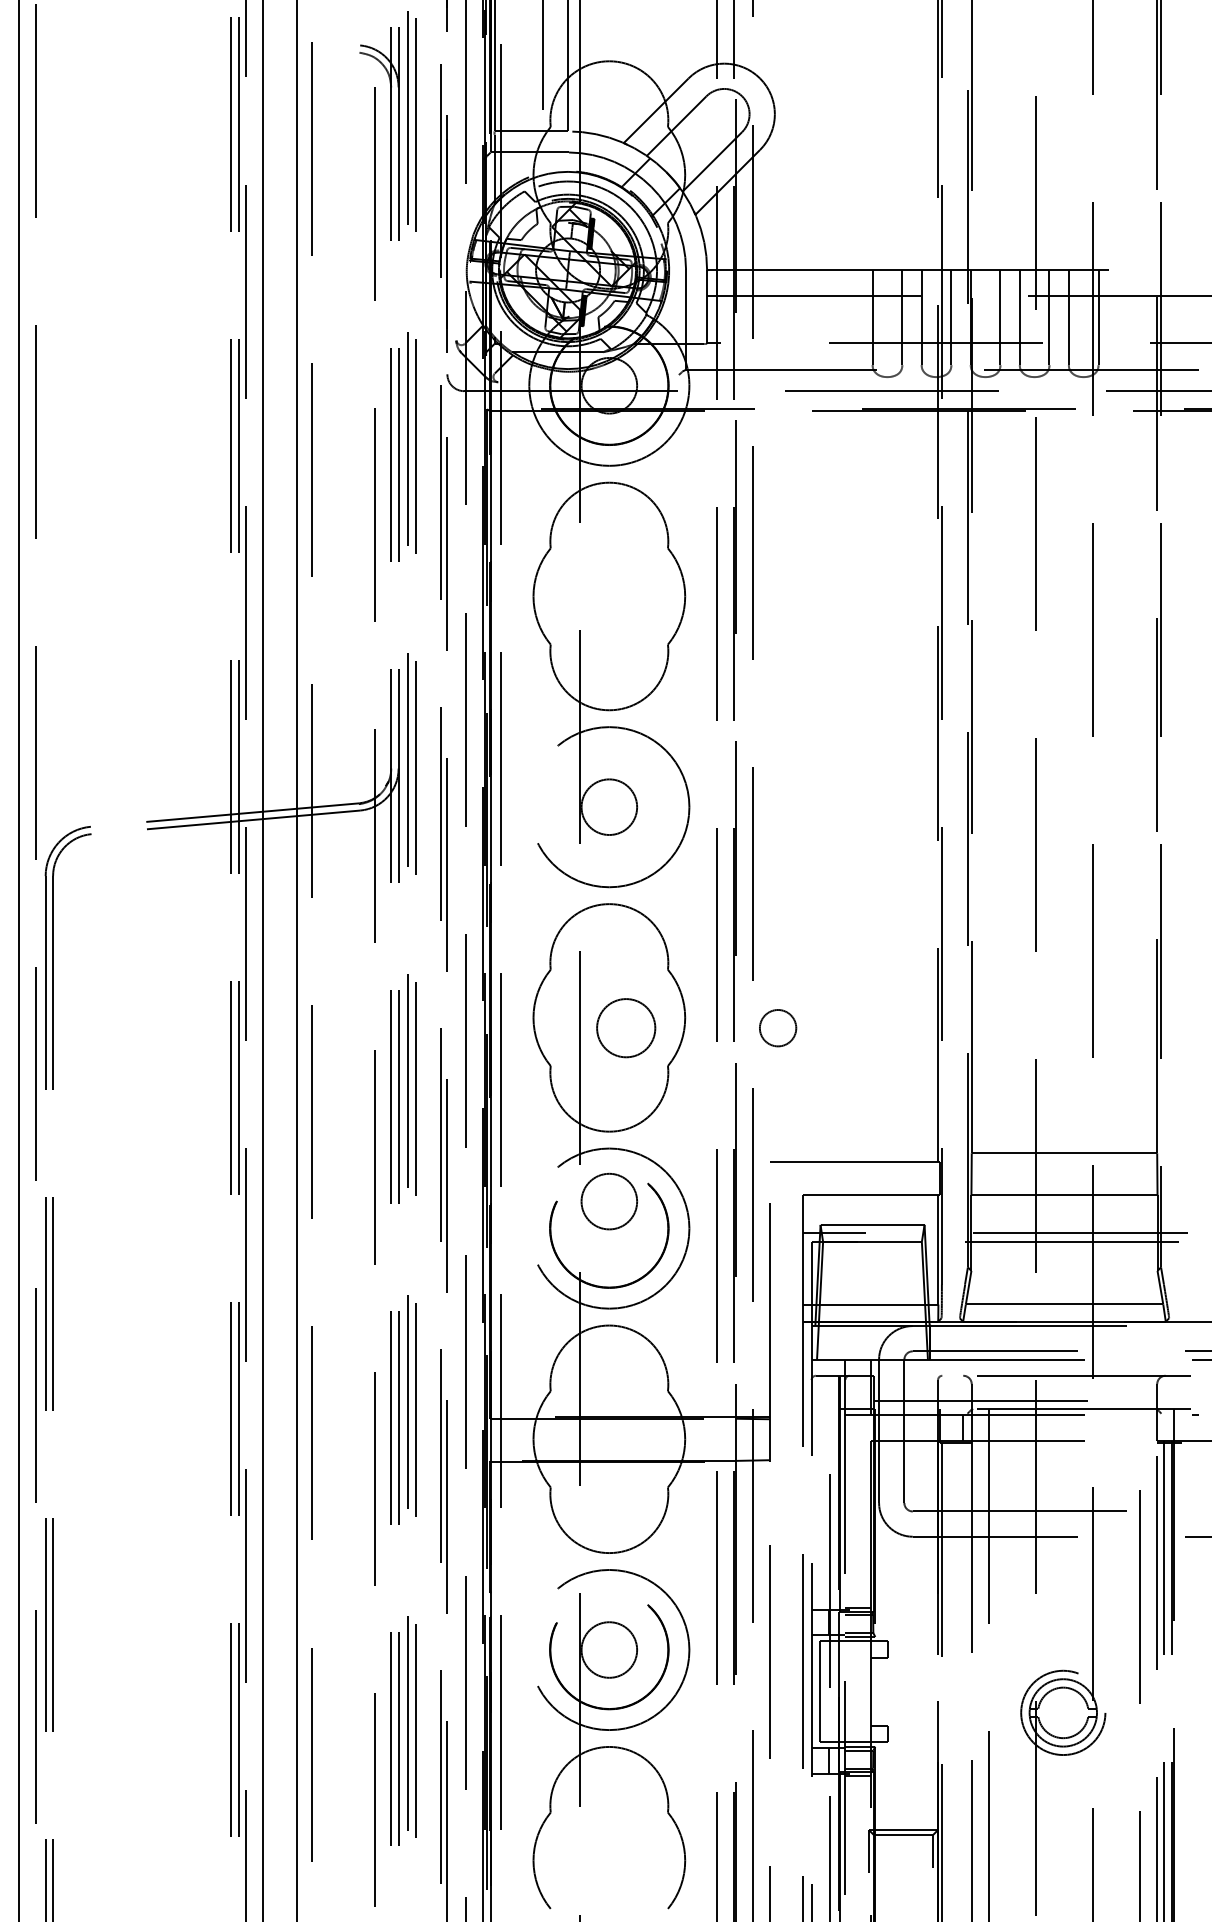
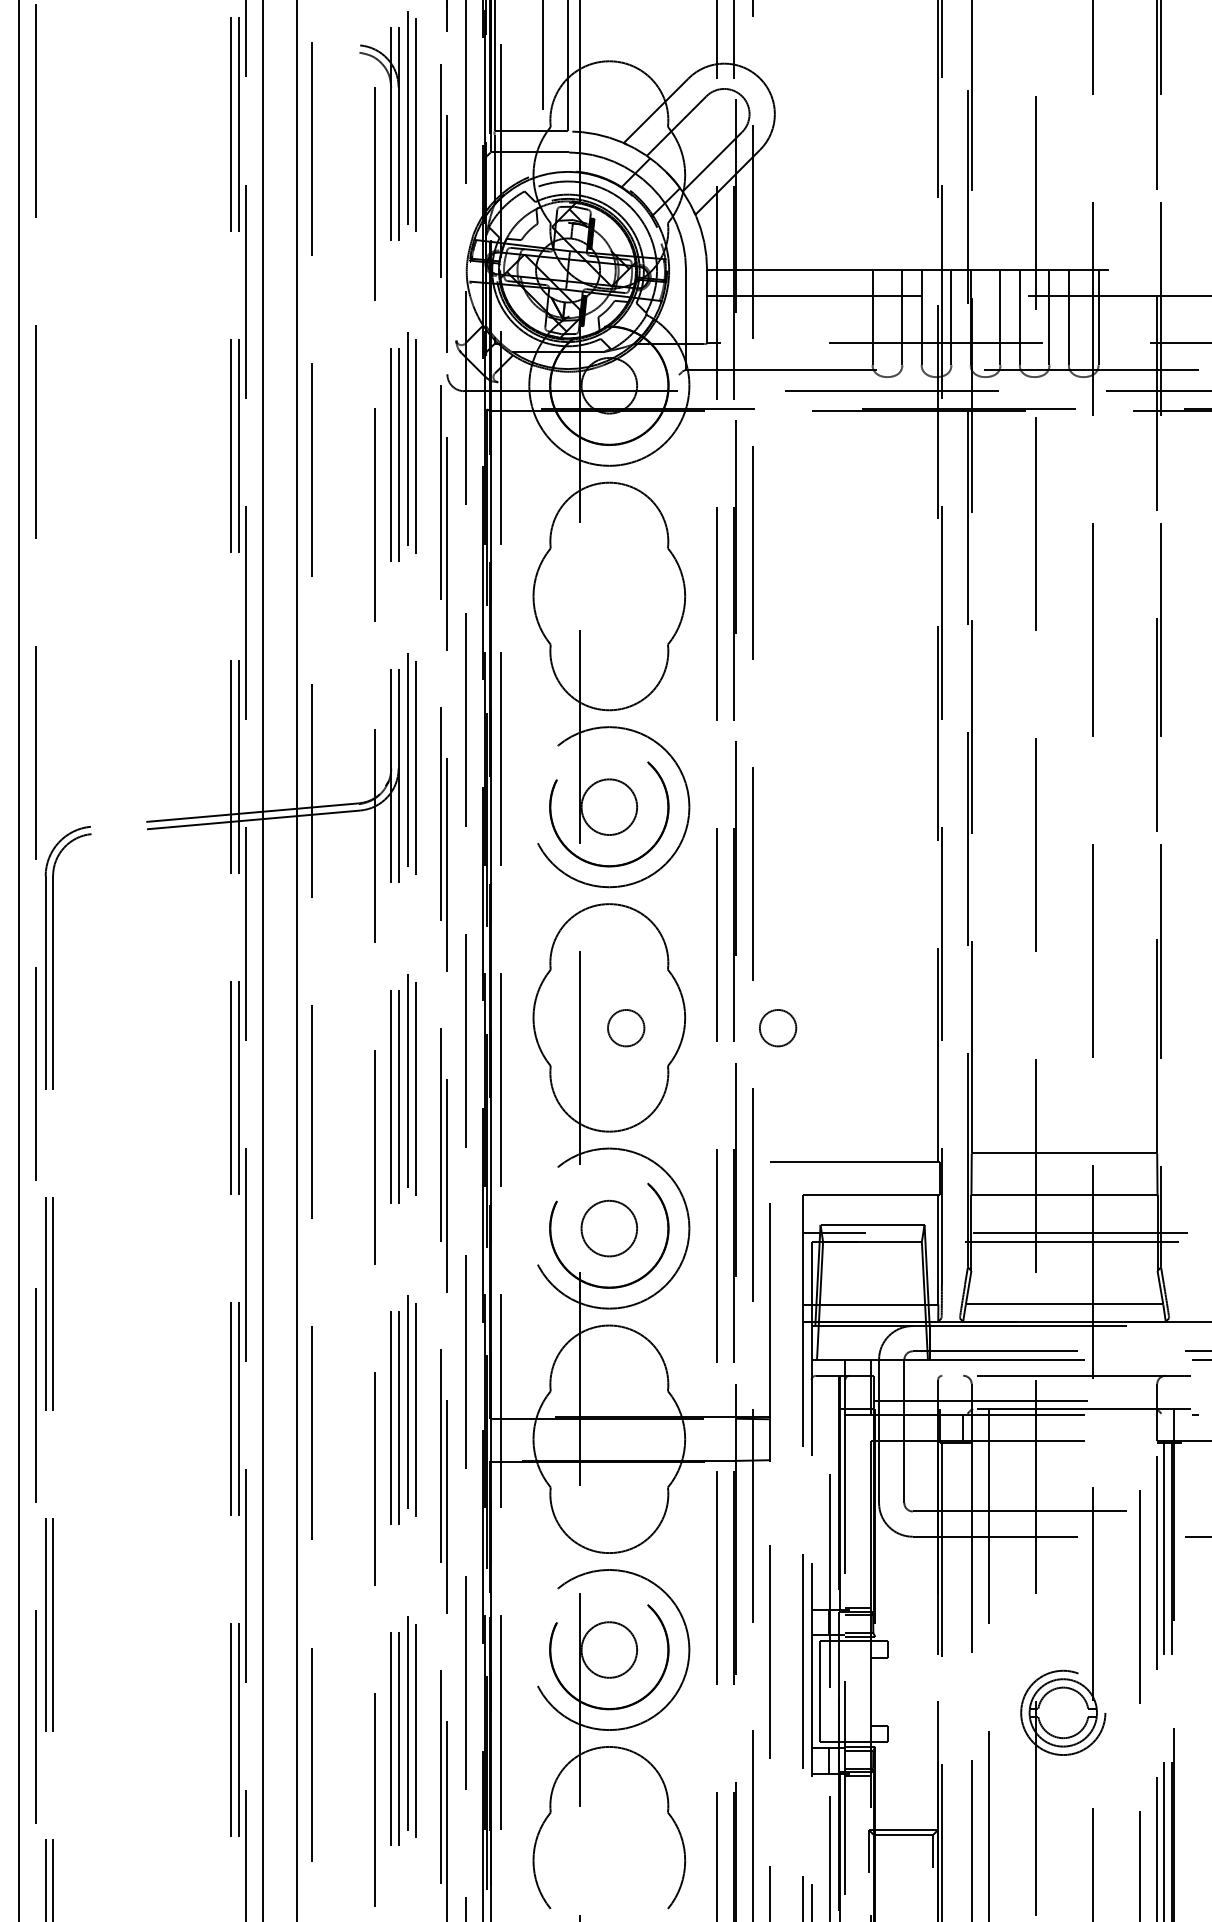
part: none -> present (602, 864)
circle diameter: 58 px -> 36 px (626, 1027)
circle position: (608, 1201) -> (608, 1228) (608, 1228)
